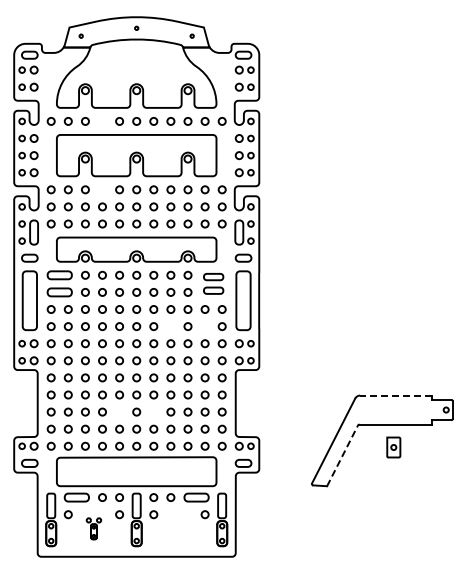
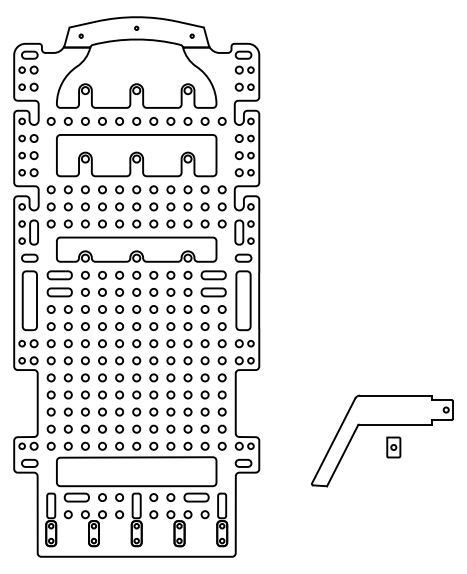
circle: none -> present (102, 121)
circle: none -> present (102, 189)
part size: 22x22 px -> 27x28 px (213, 283)
circle: none -> present (170, 326)
circle: none -> present (204, 326)
line: dashed -> solid (395, 395)
circle: none -> present (119, 411)
circle: none -> present (153, 411)
line: dashed -> solid (342, 455)
part size: 18x24 px -> 26x38 px (93, 528)
part: none -> present (179, 528)
